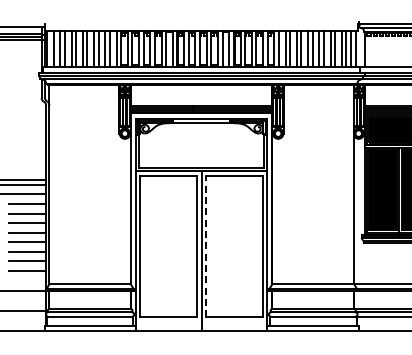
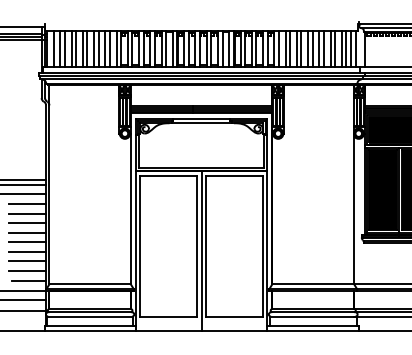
line: dashed -> solid (206, 246)
line: none -> present (28, 281)
line: none -> present (23, 300)
